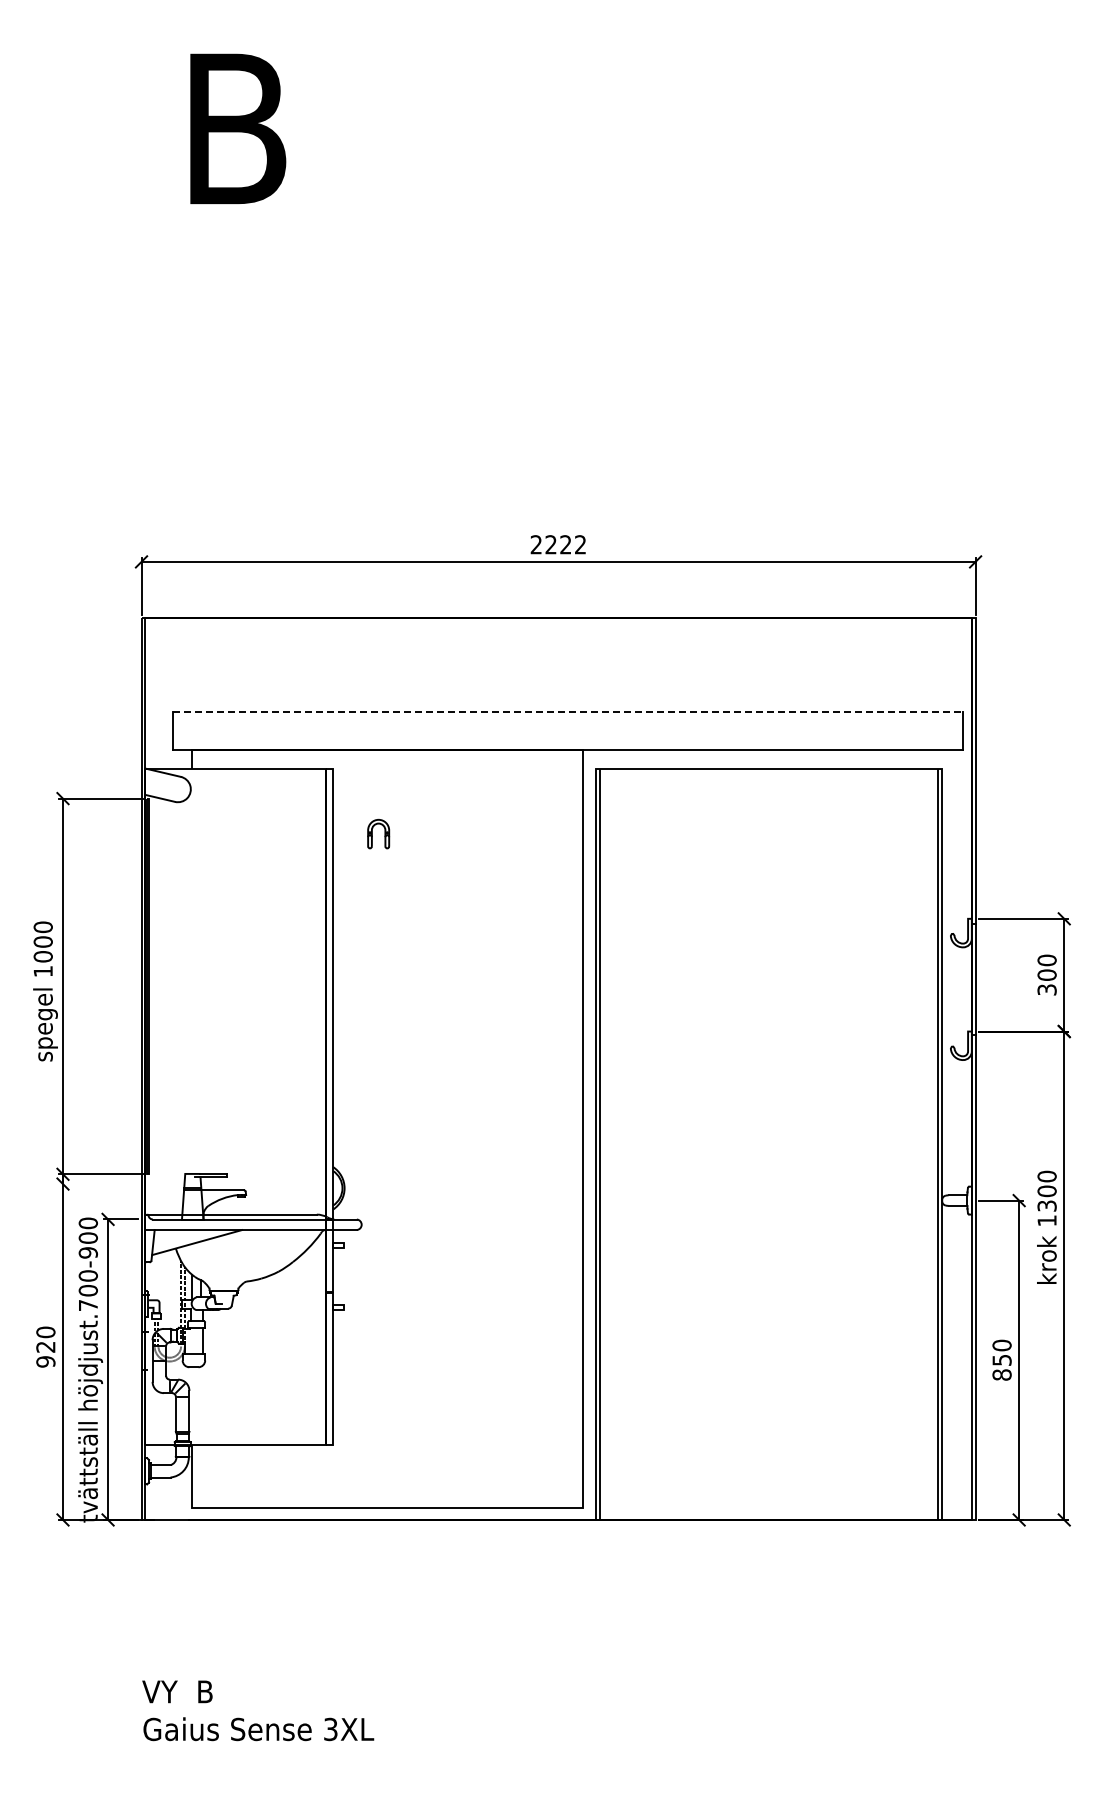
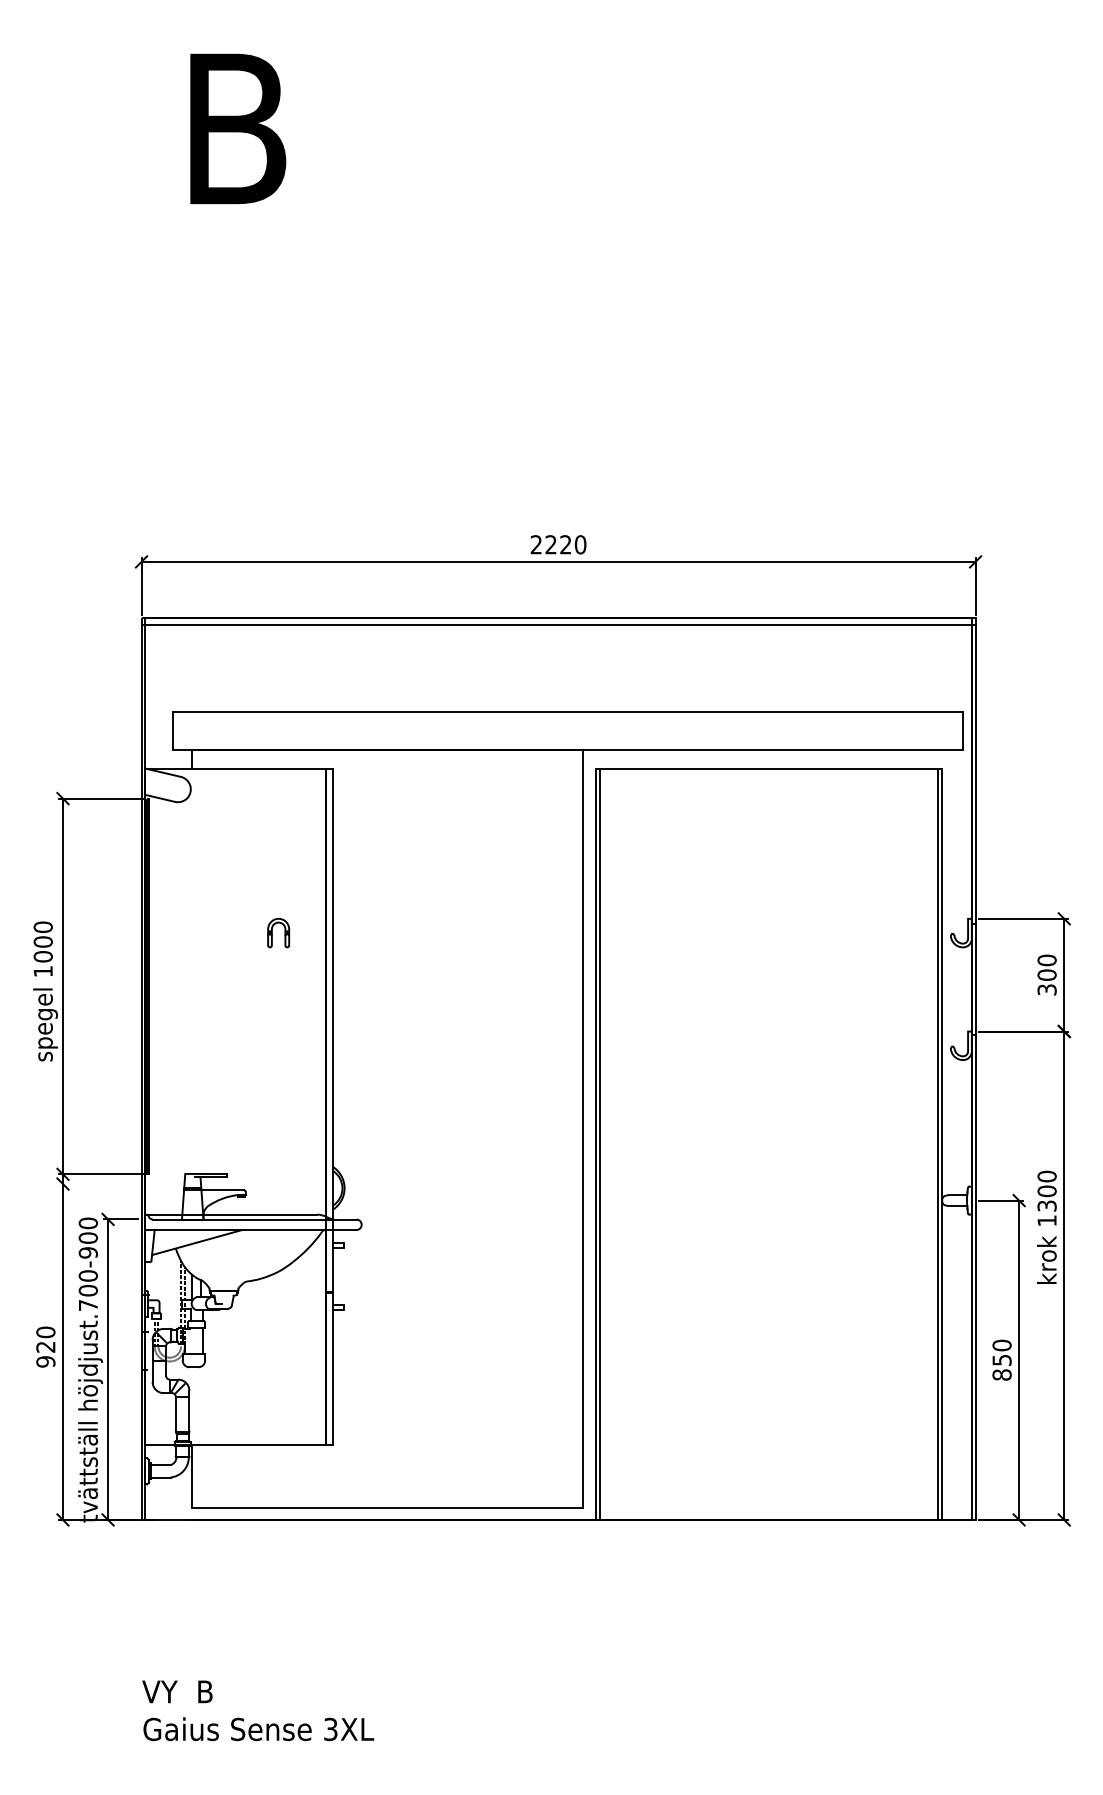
text: 2222 -> 2220 (580, 544)
line: none -> present (558, 625)
line: dashed -> solid (567, 712)
part position: (378, 833) -> (278, 932) (278, 932)
